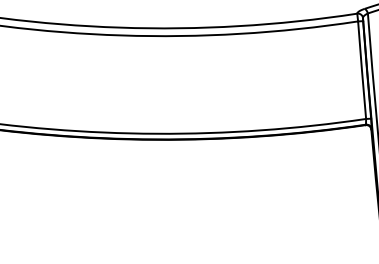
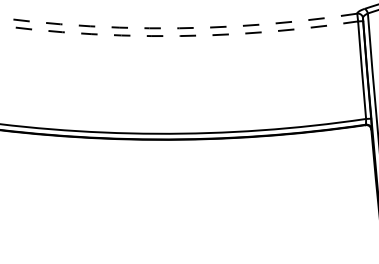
arc: solid -> dashed (179, 28)
arc: solid -> dashed (179, 36)
